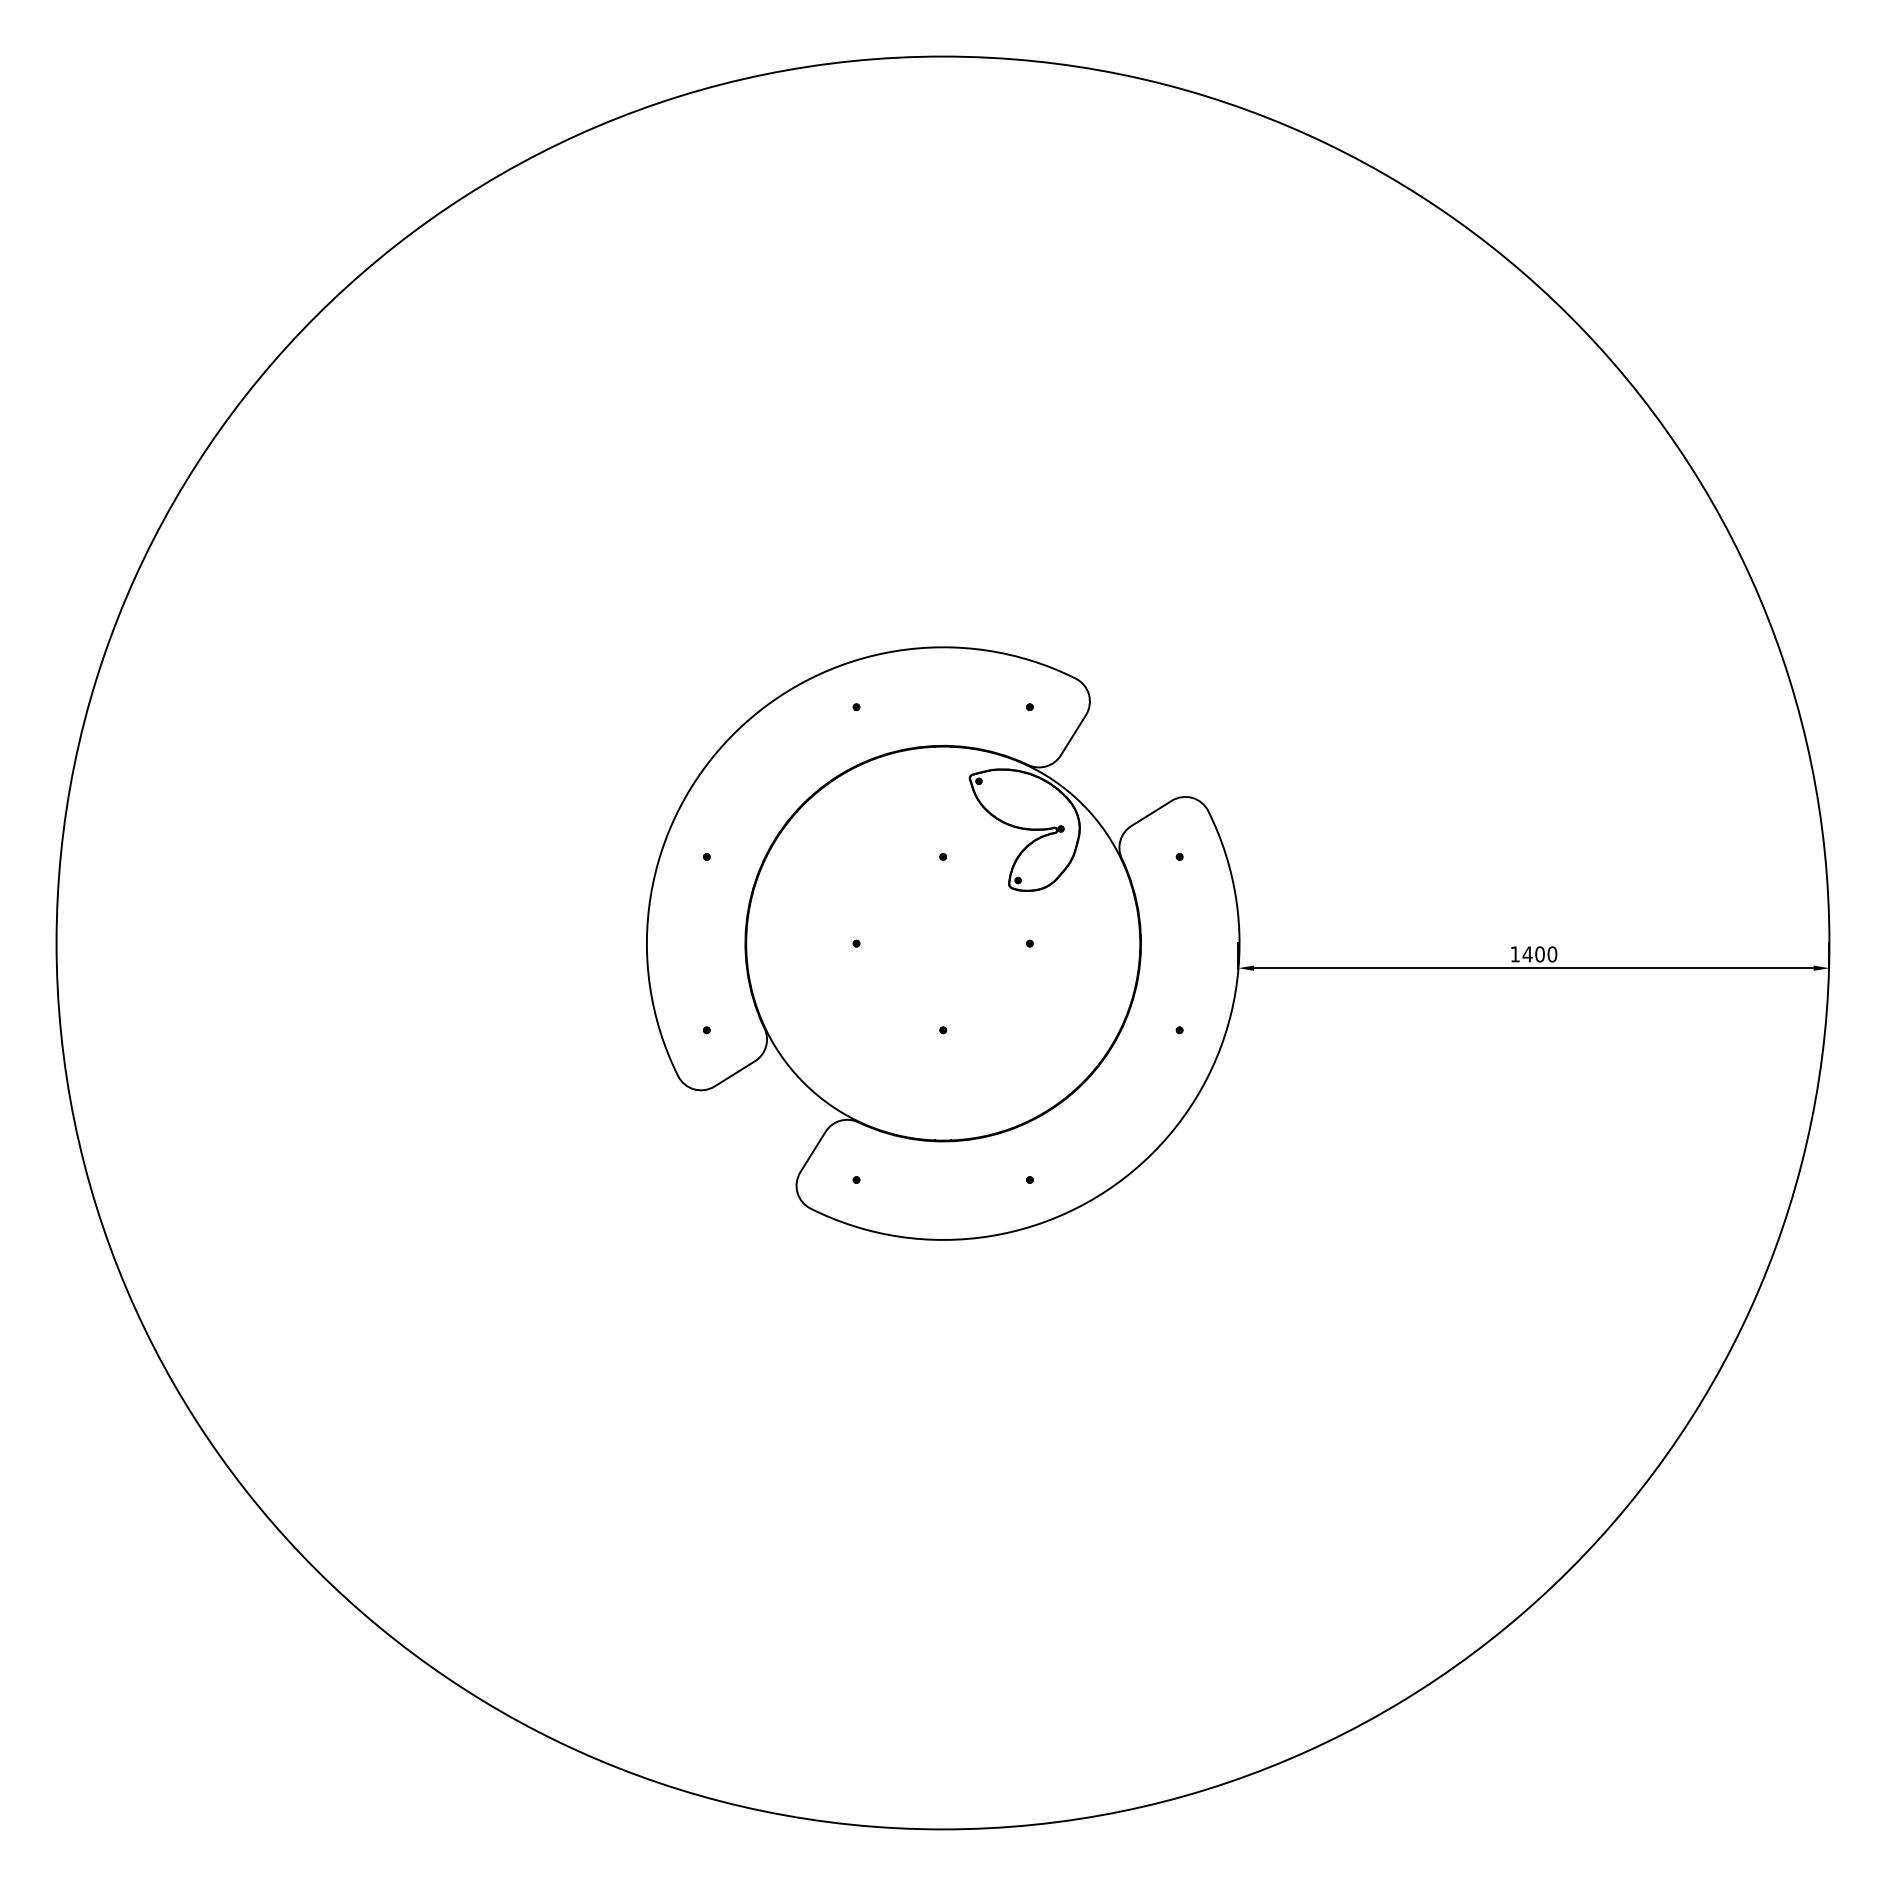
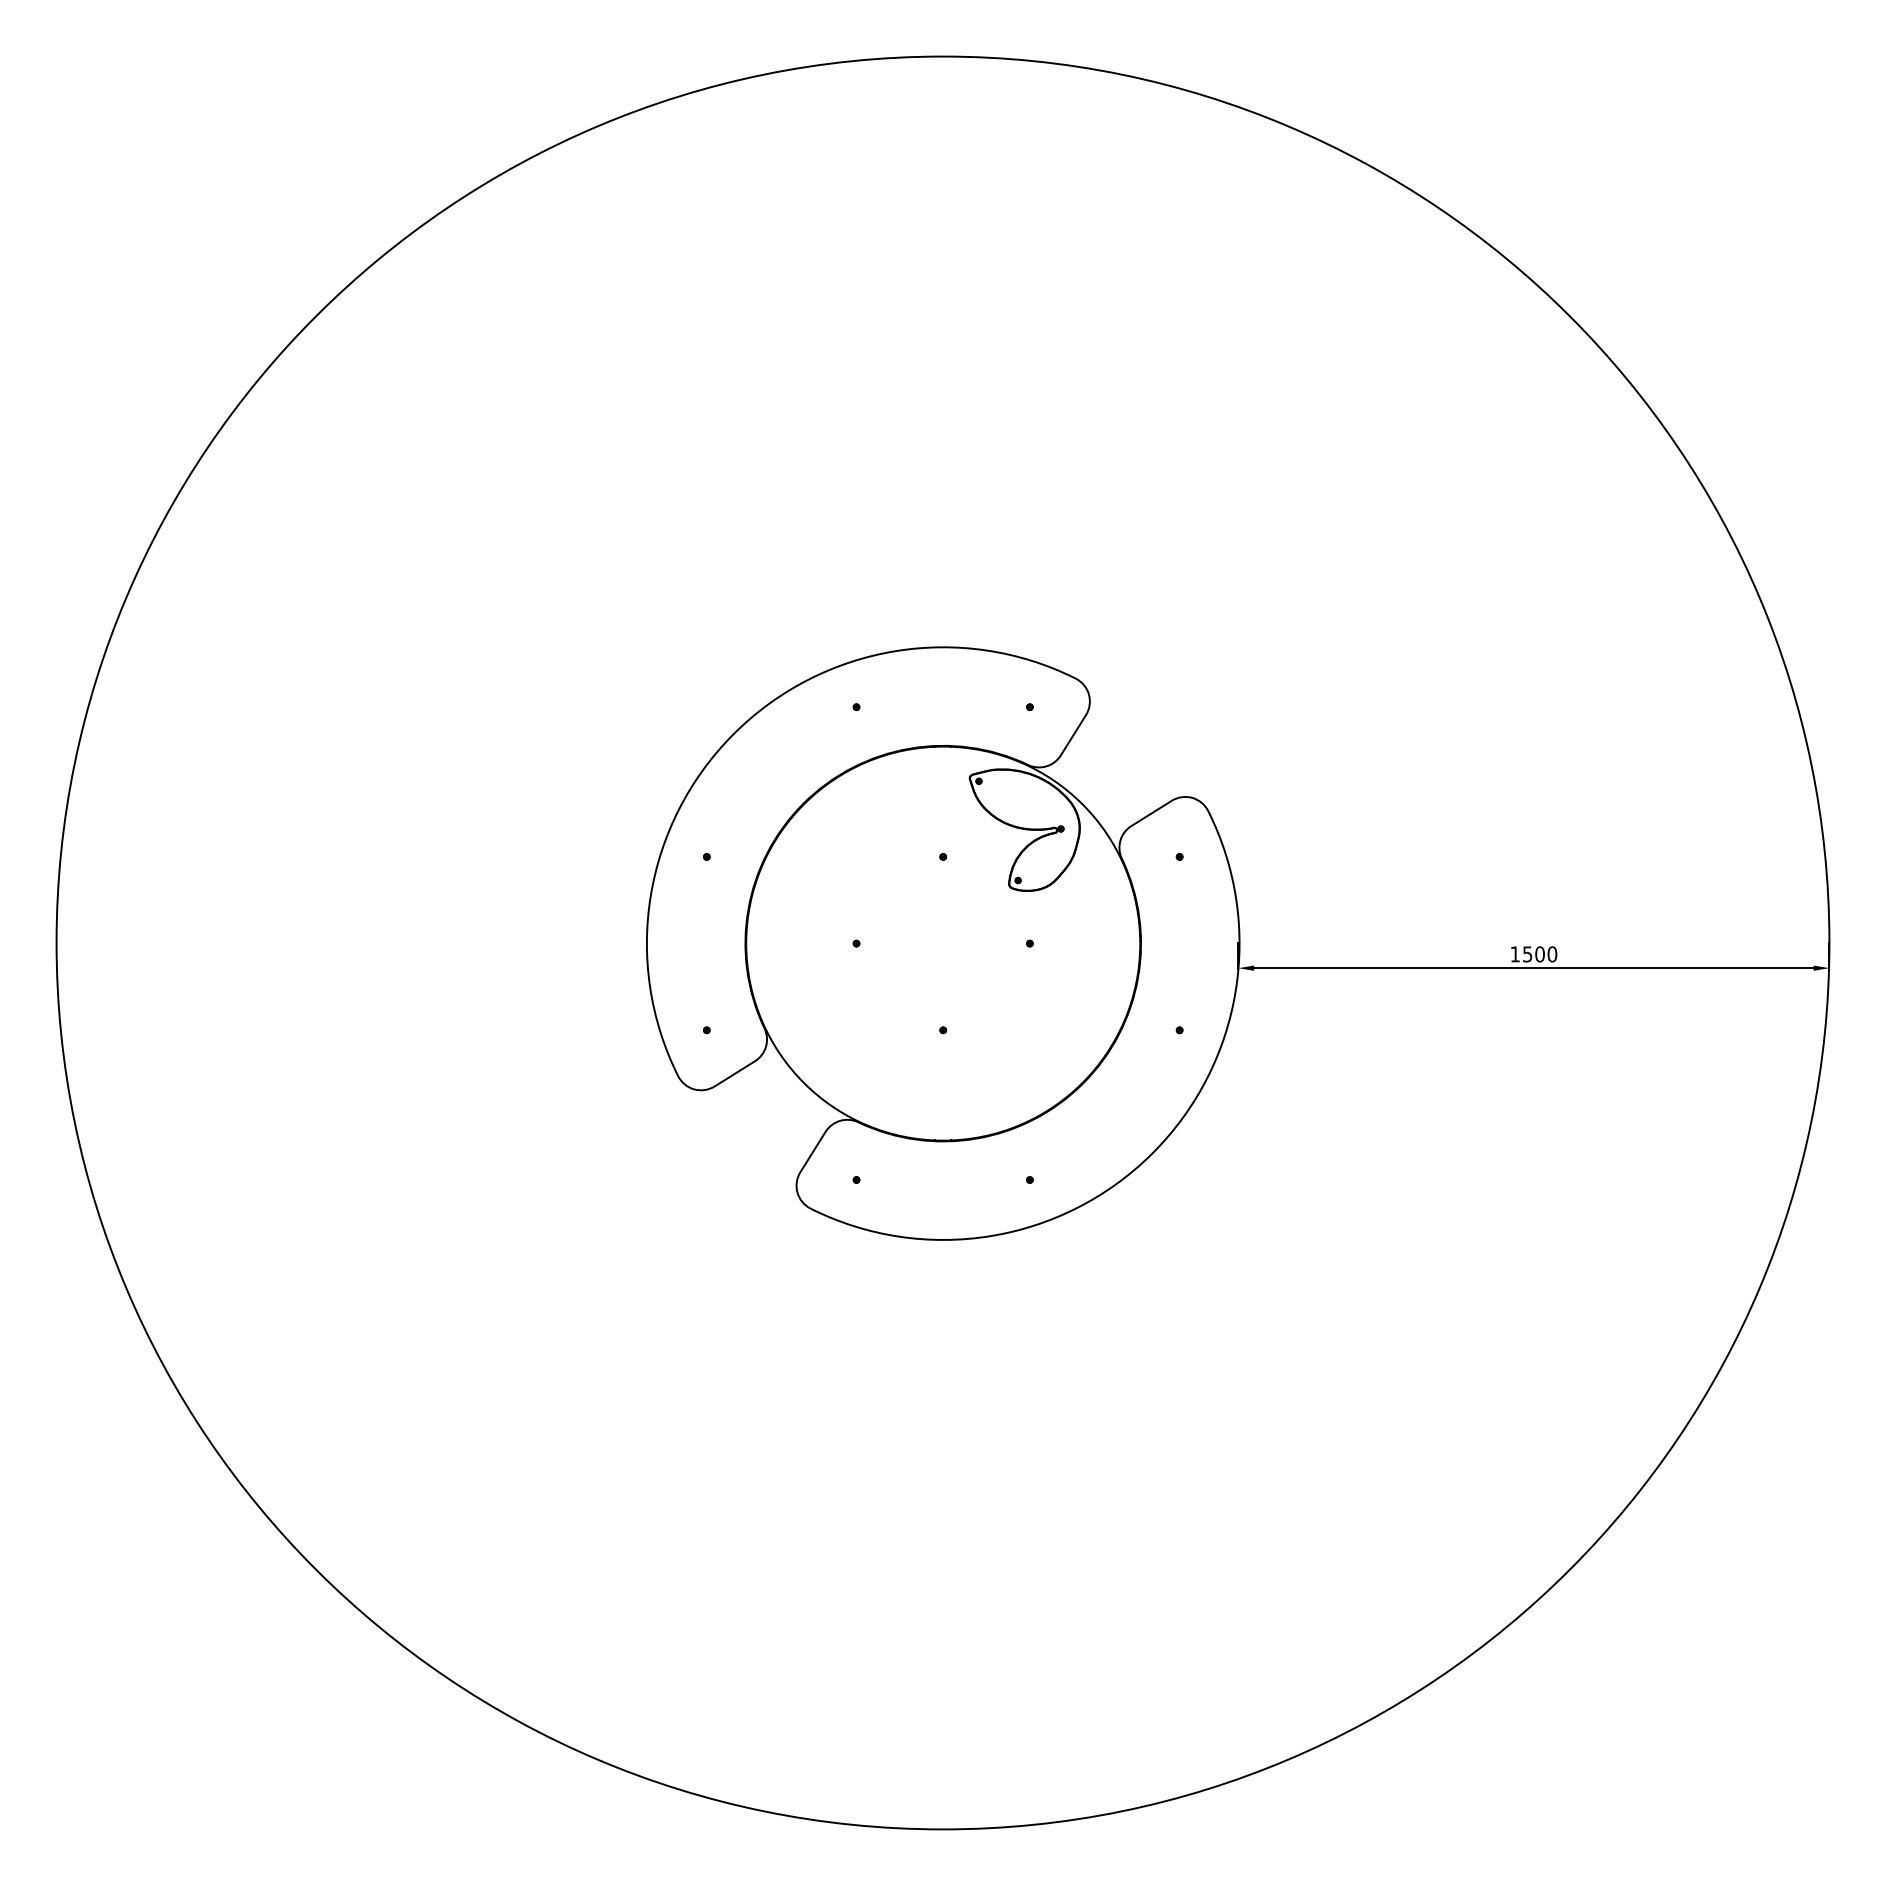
text: 1400 -> 1500 (1527, 954)
